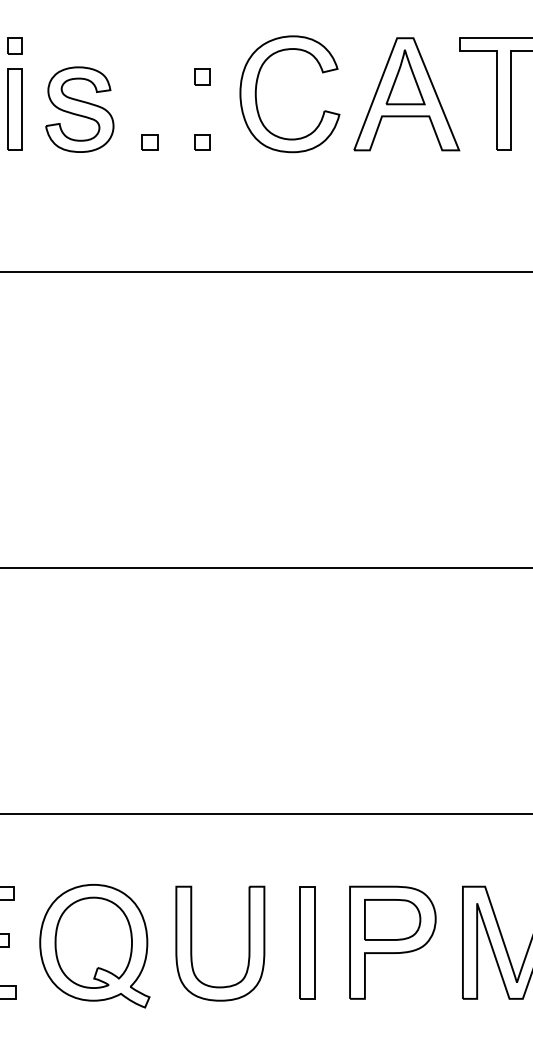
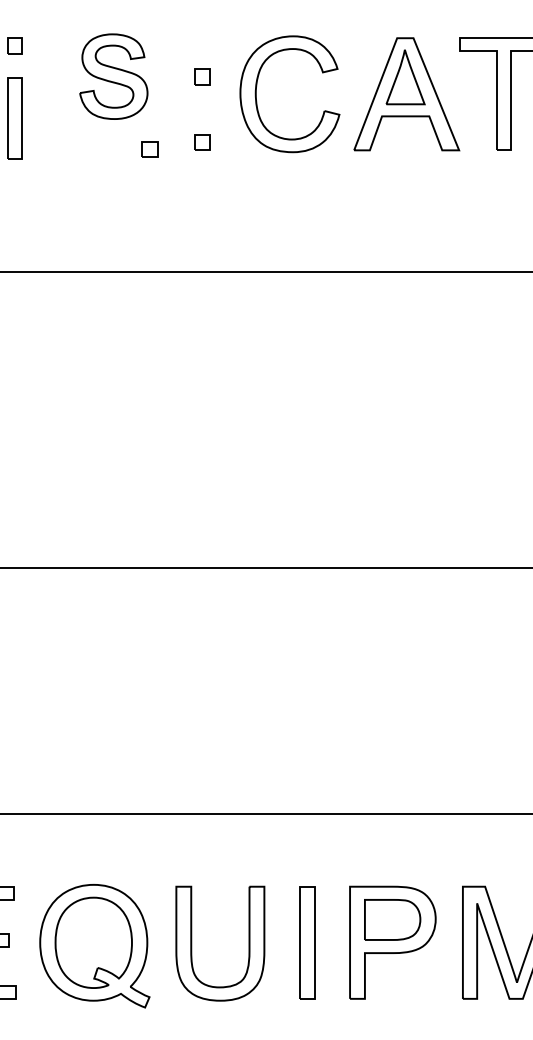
part position: (14, 109) -> (14, 118) (14, 118)
part position: (79, 109) -> (113, 76) (113, 76)
part position: (149, 142) -> (149, 149) (149, 149)
